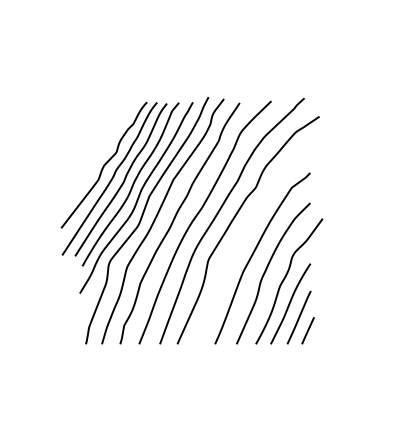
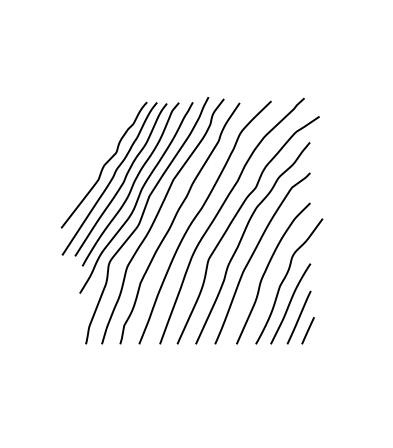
curve: none -> present (242, 239)
